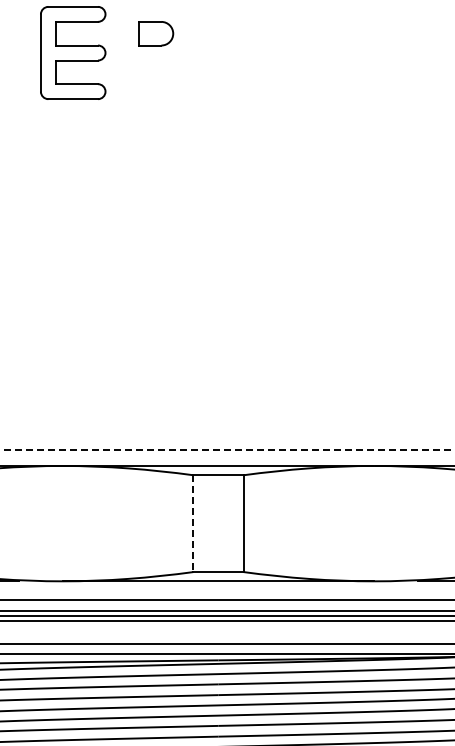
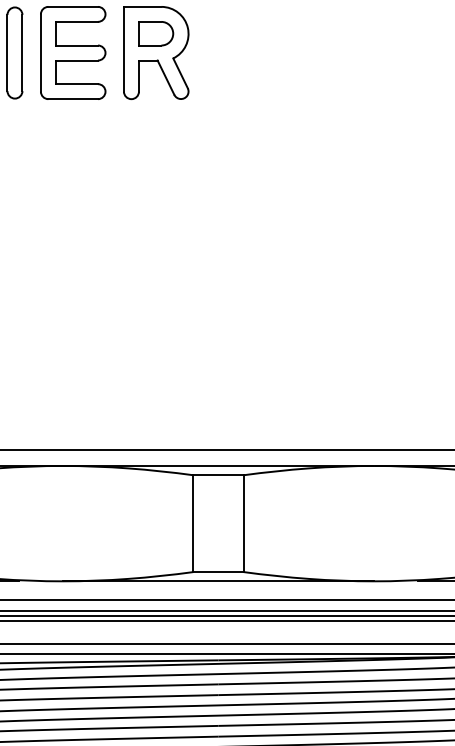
part: none -> present (14, 52)
part: none -> present (156, 52)
line: dashed -> solid (226, 449)
line: dashed -> solid (193, 524)
